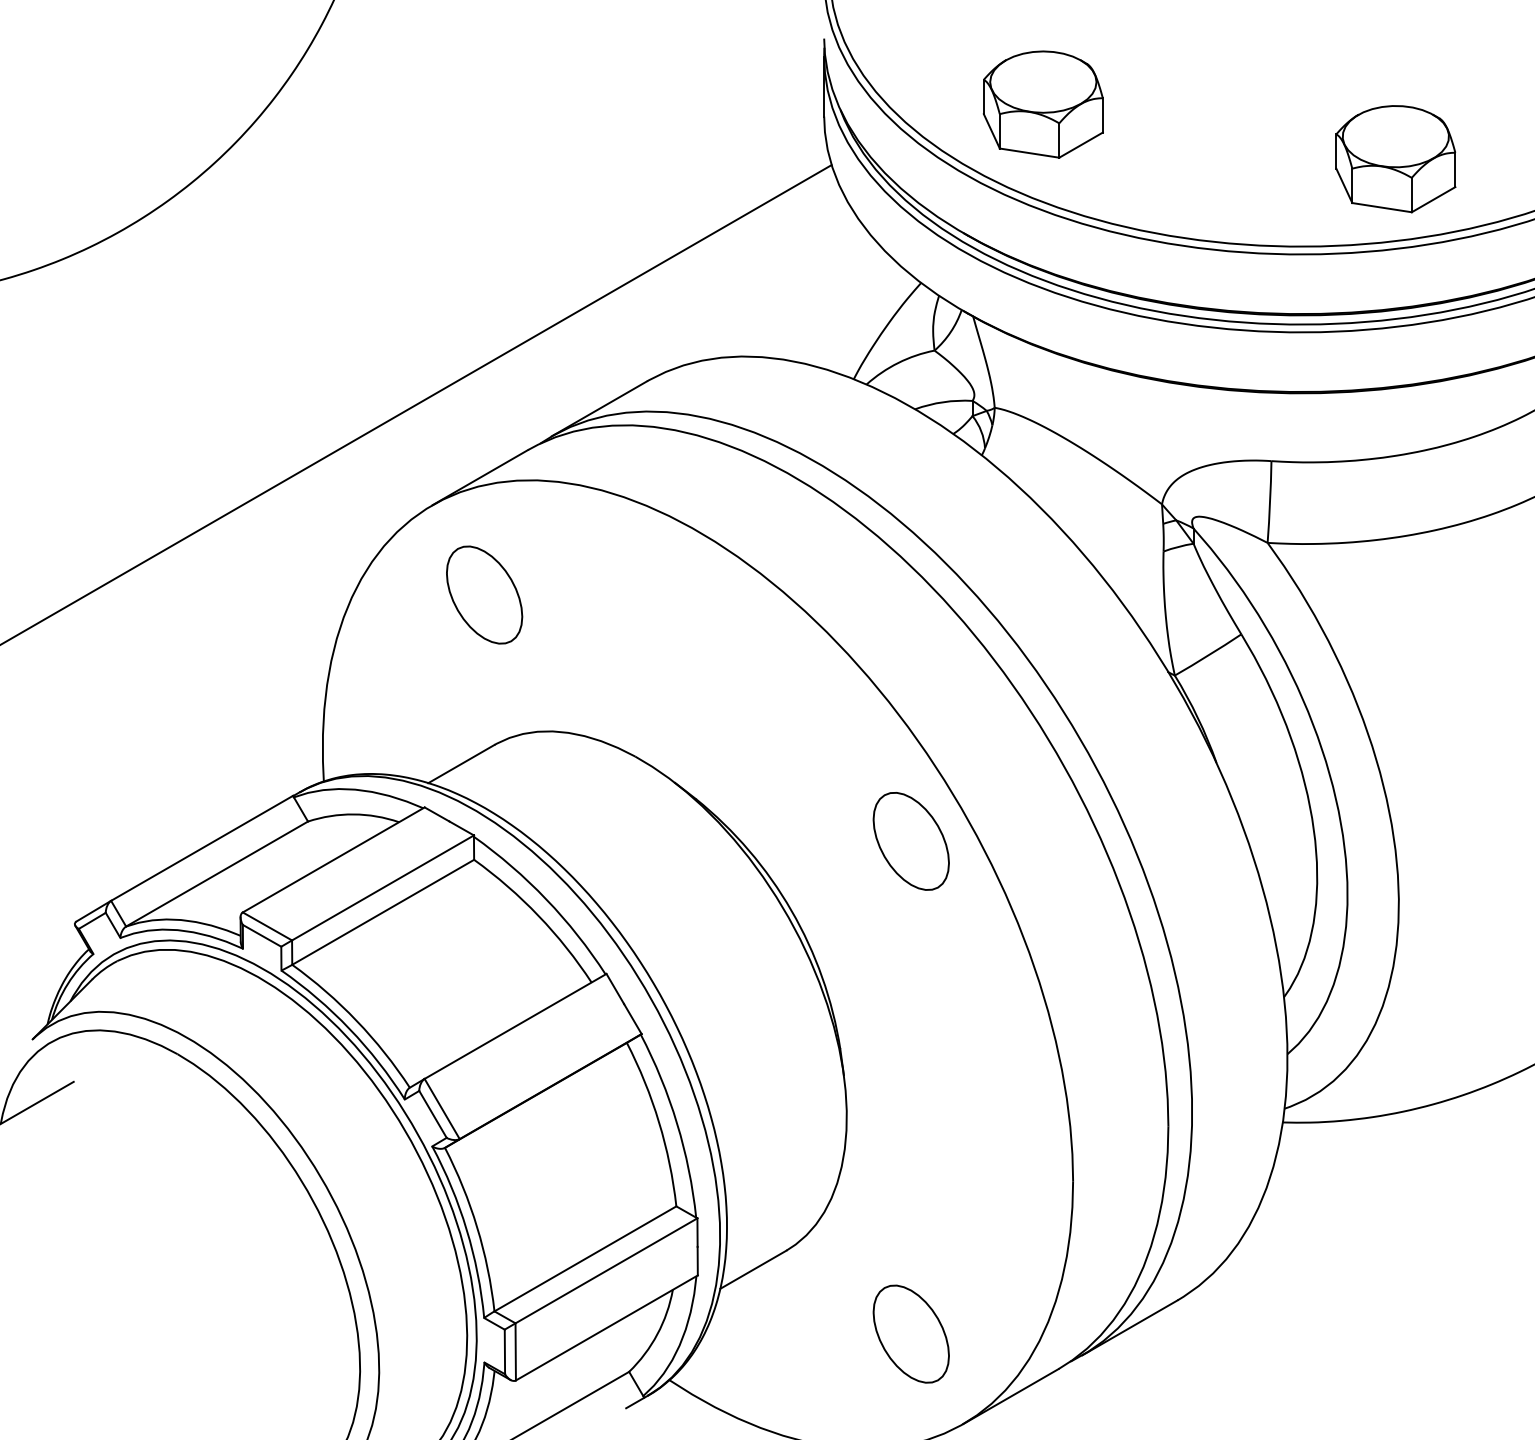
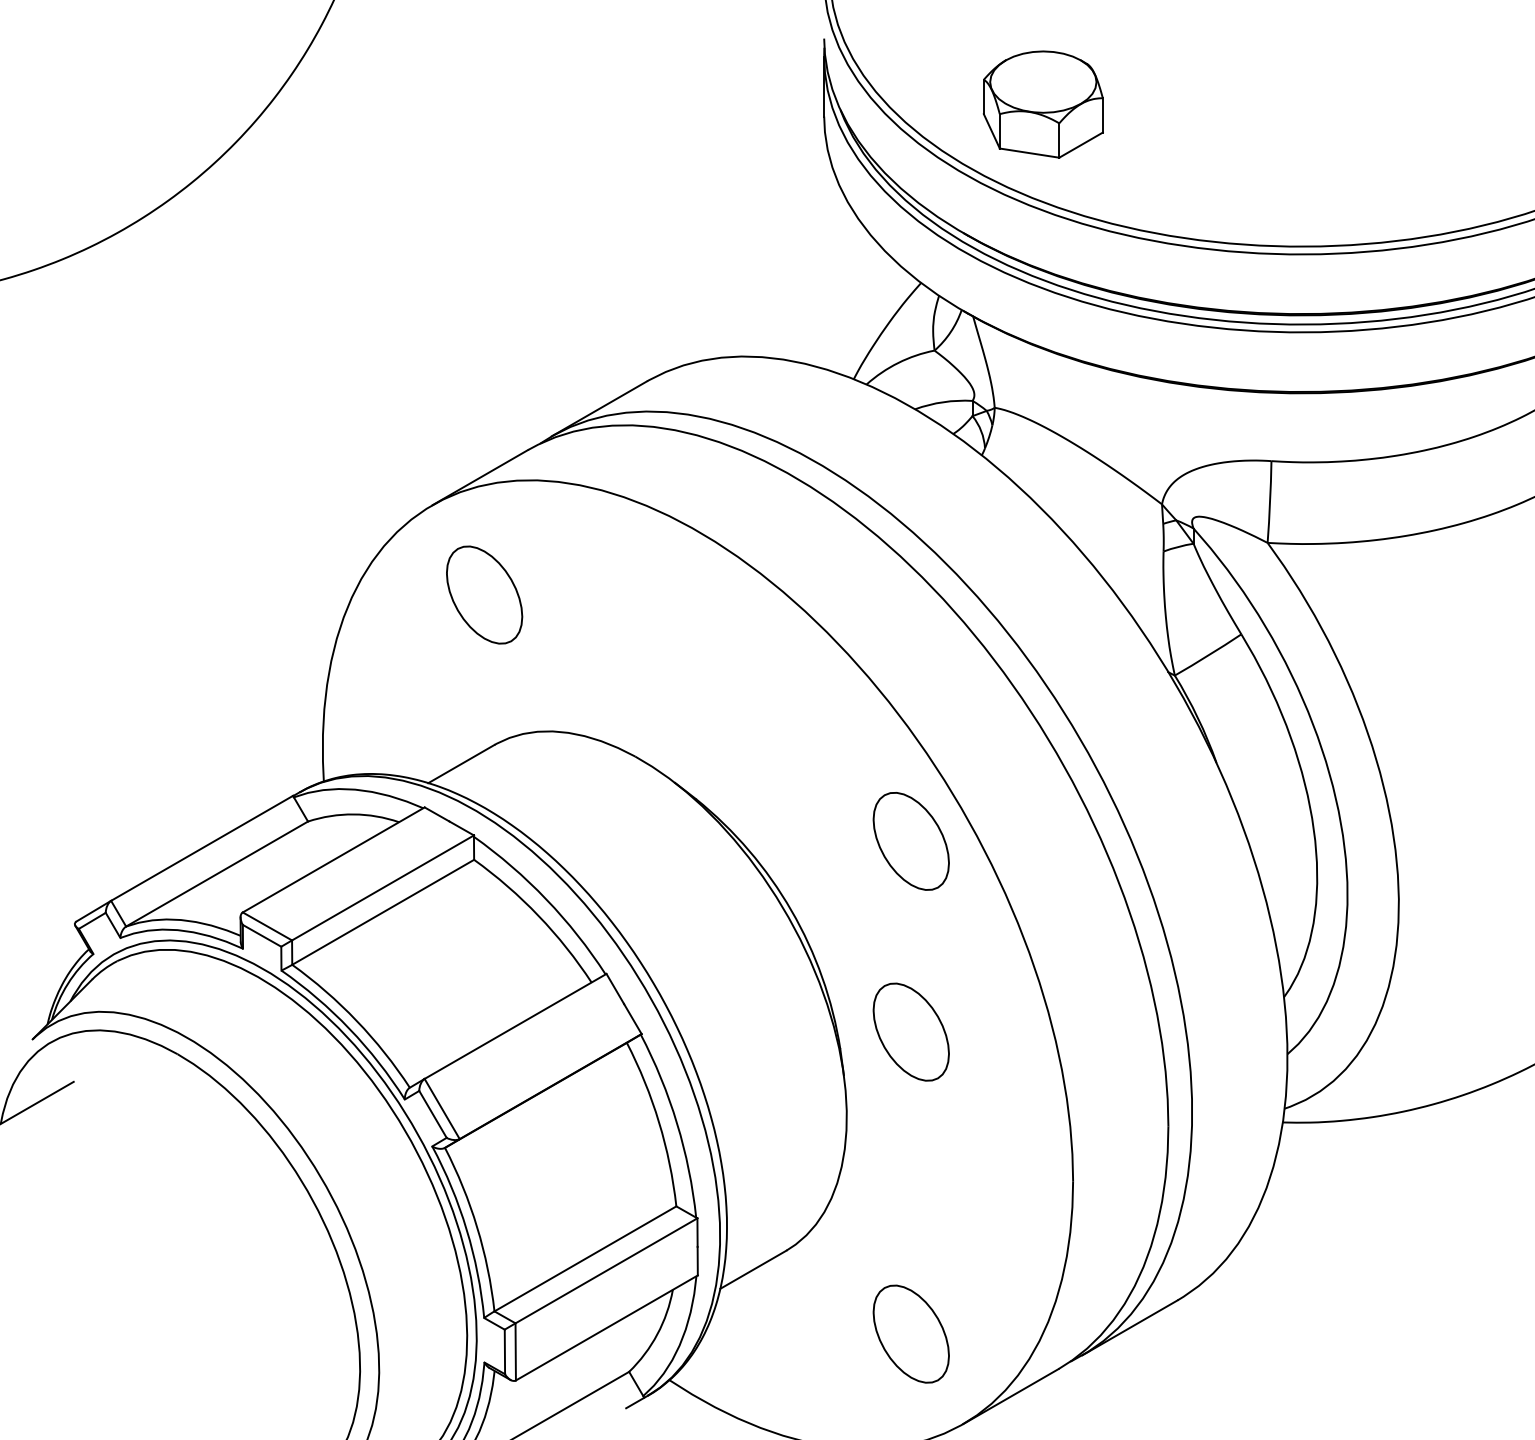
part: present -> none (1395, 159)
line: present -> none (416, 404)
part: none -> present (910, 1031)
